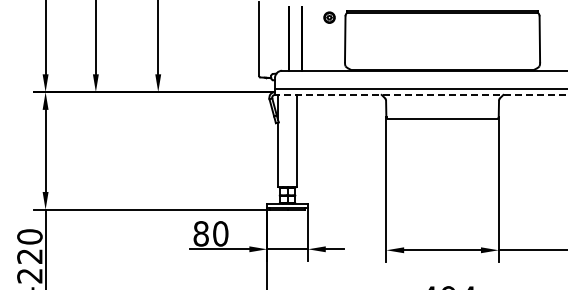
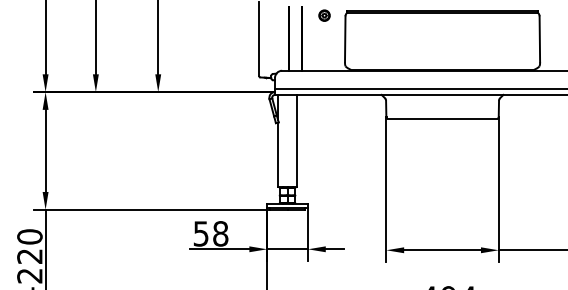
part position: (329, 17) -> (324, 15) (324, 15)
line: dashed -> solid (420, 94)
text: 80 -> 58 (210, 233)
